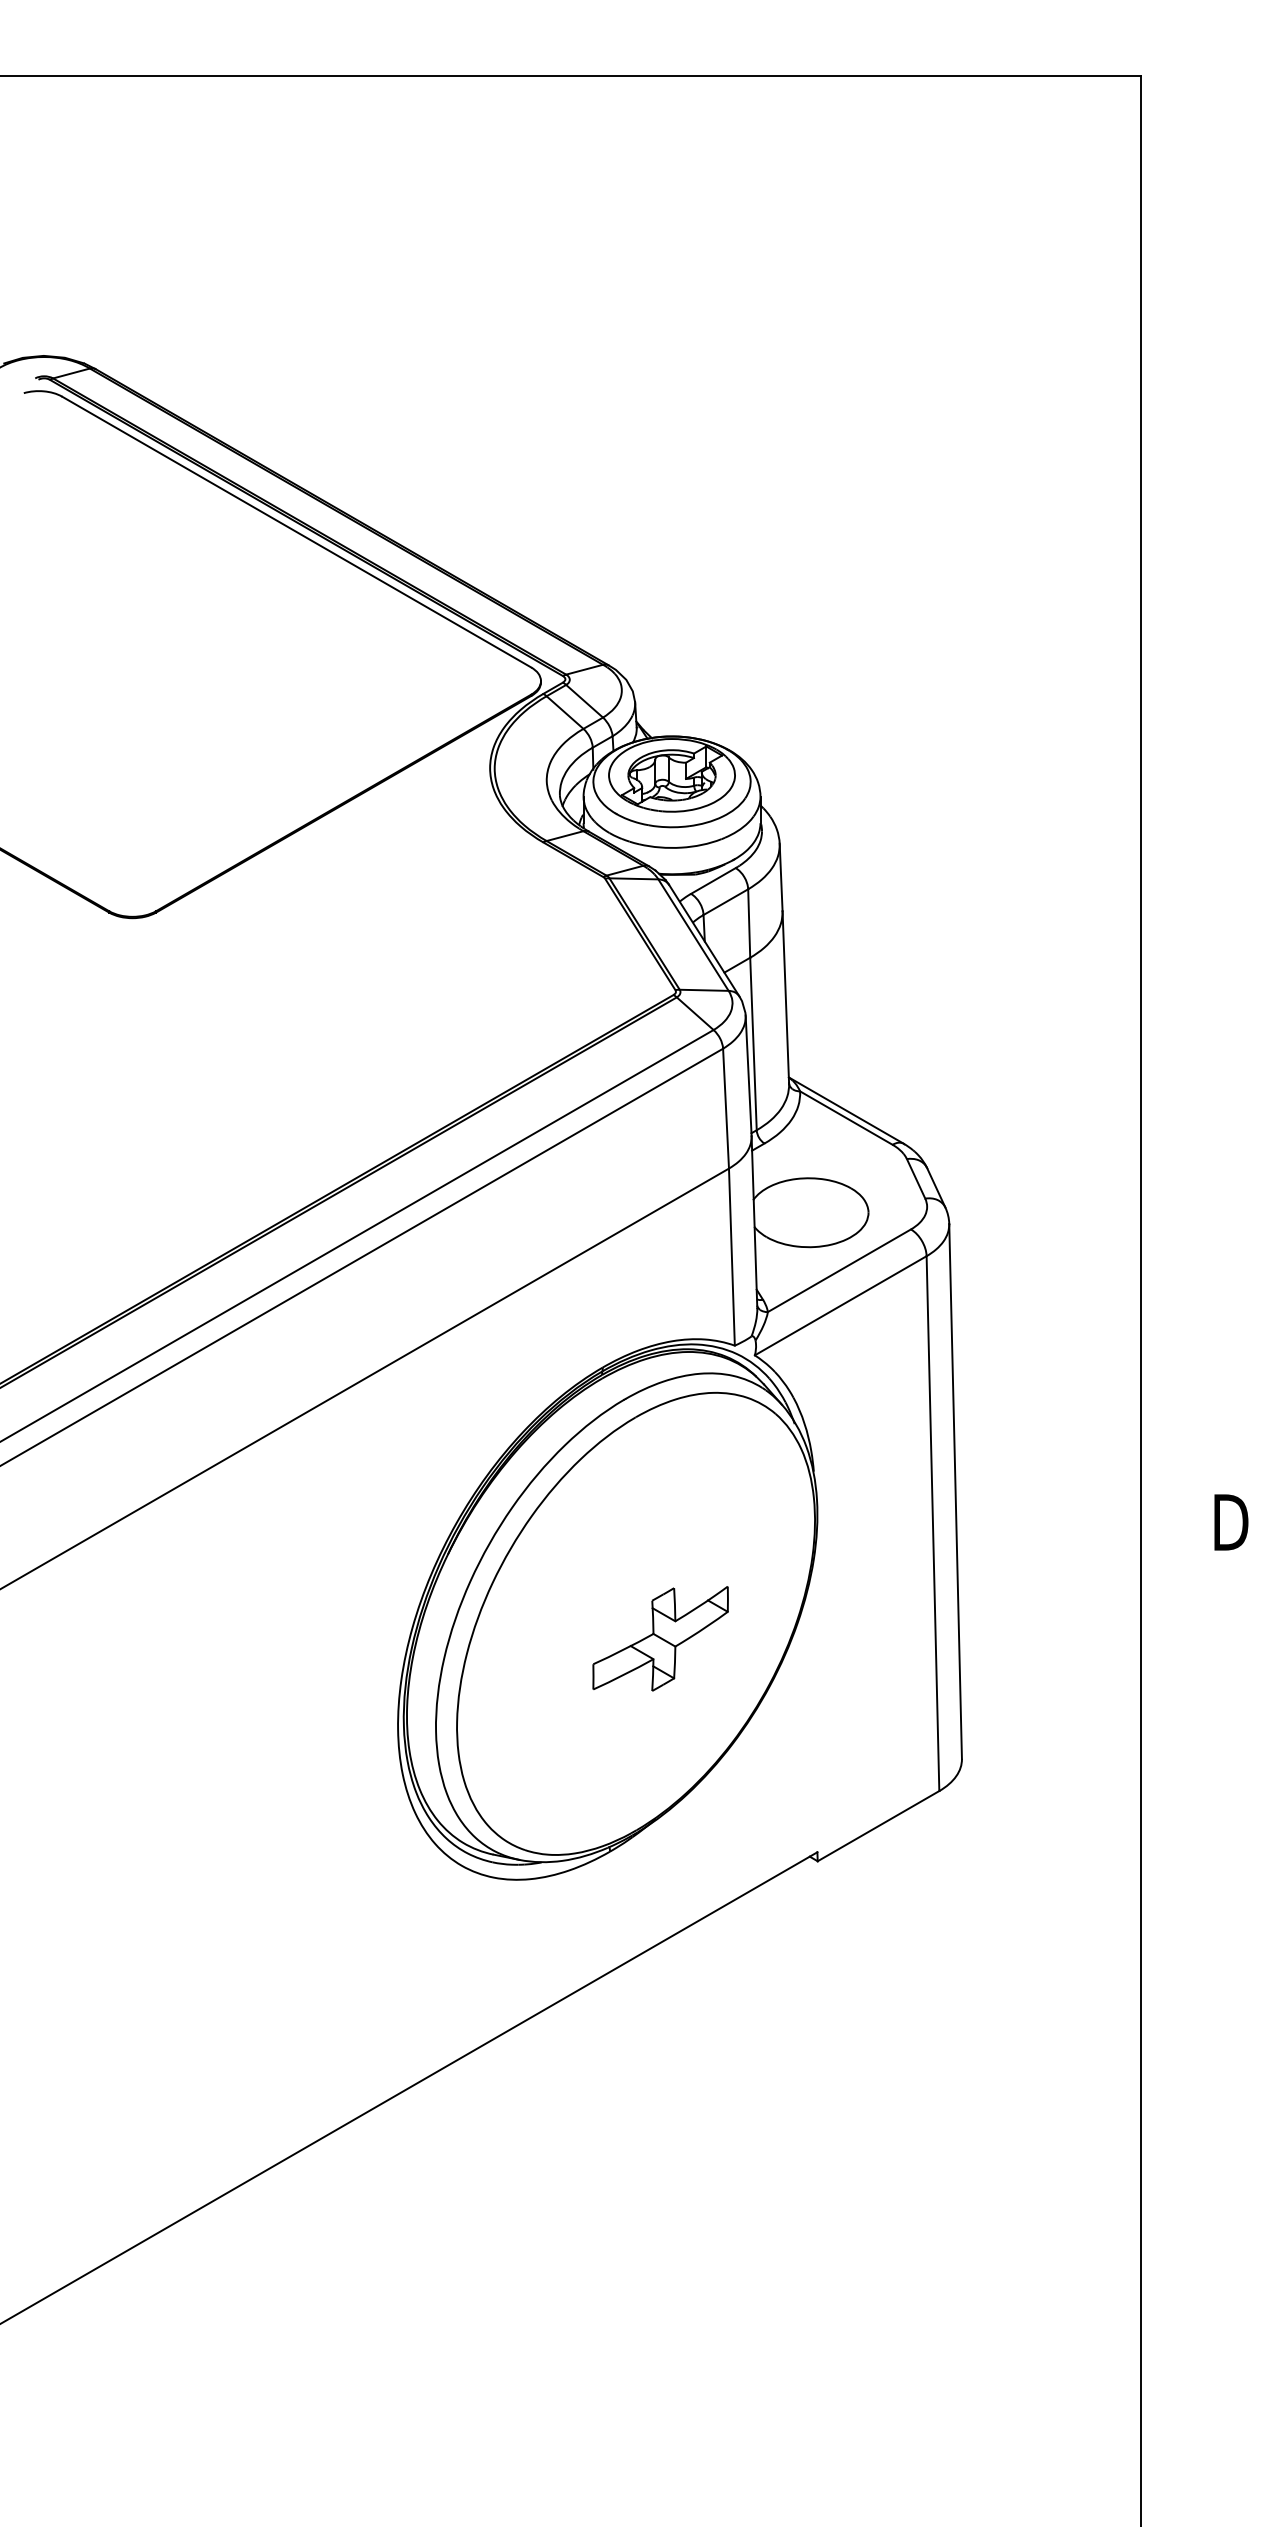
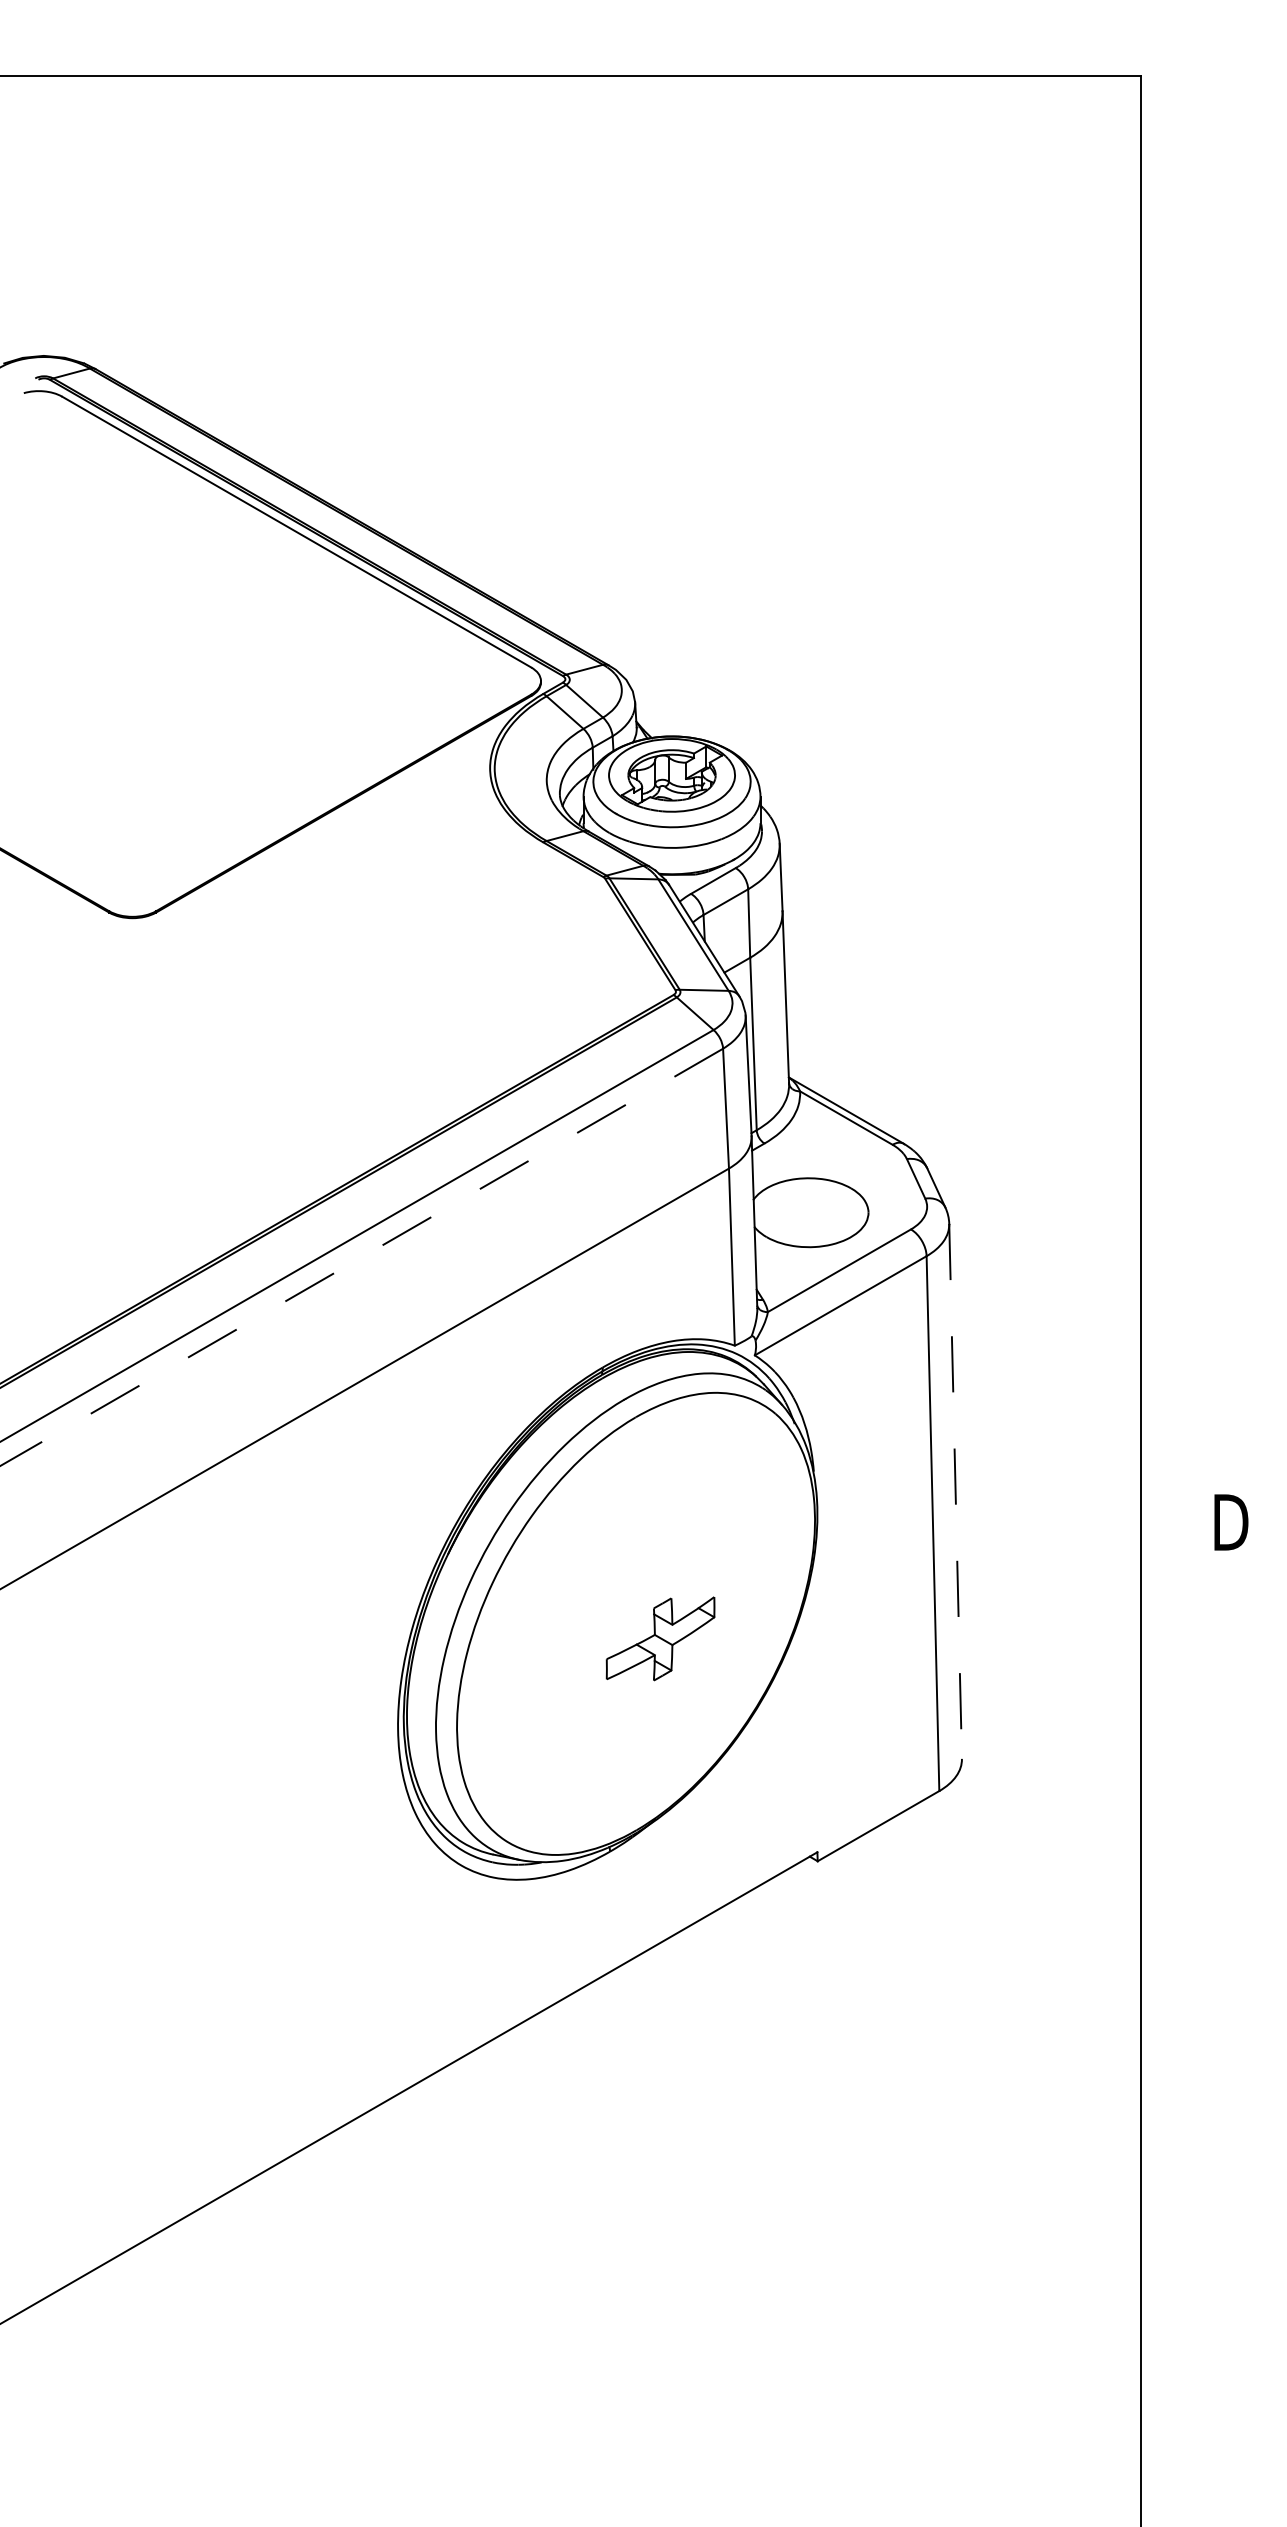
line: solid -> dashed (361, 1257)
line: solid -> dashed (955, 1491)
part size: 137x106 px -> 111x86 px (660, 1638)
